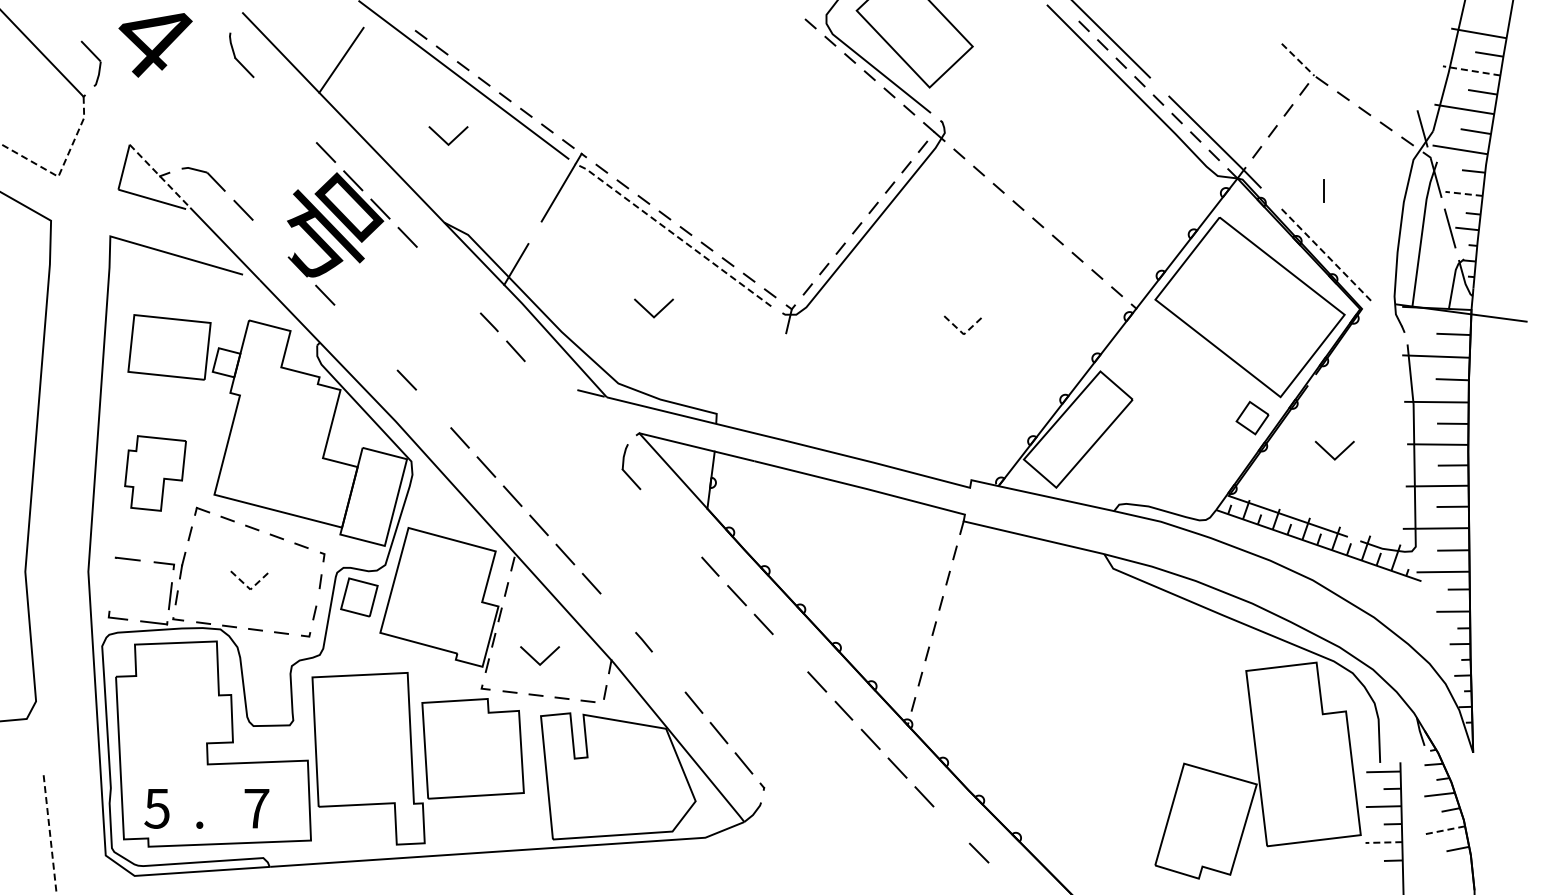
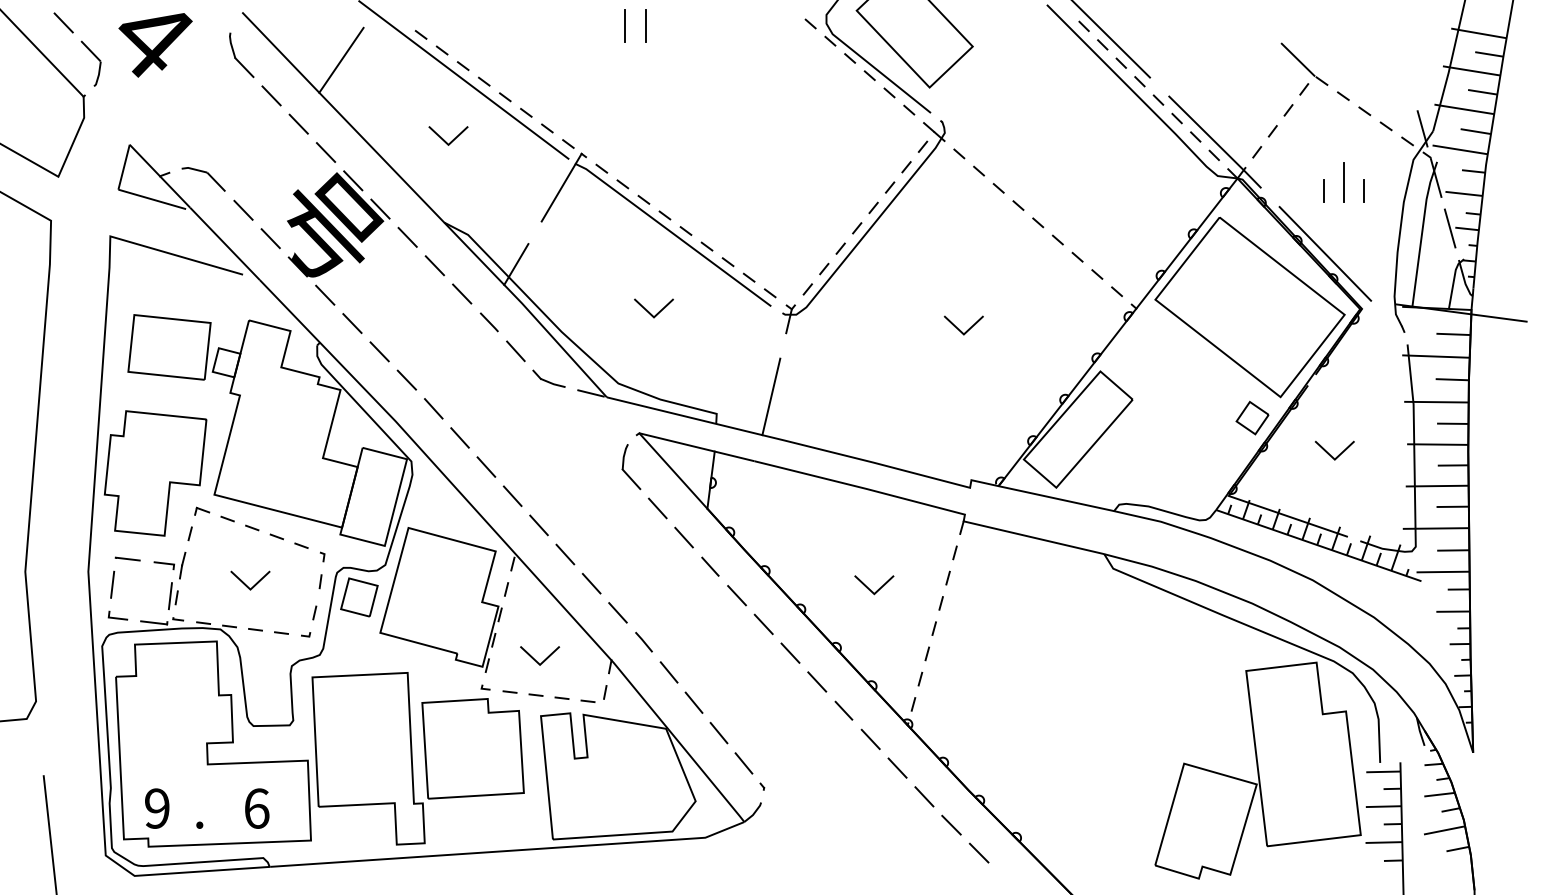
line: none -> present (63, 22)
line: none -> present (625, 25)
line: none -> present (646, 25)
line: dashed -> solid (1298, 59)
line: dashed -> solid (1471, 70)
line: none -> present (271, 95)
line: none -> present (298, 123)
line: dashed -> solid (62, 167)
line: dashed -> solid (160, 176)
line: none -> present (1344, 182)
line: none -> present (1363, 190)
line: dashed -> solid (1464, 193)
line: dashed -> solid (672, 233)
line: none -> present (270, 238)
line: dashed -> solid (1325, 253)
line: none -> present (434, 265)
line: none -> present (462, 293)
line: none -> present (352, 323)
line: dashed -> solid (963, 334)
line: none -> present (379, 351)
part: none -> present (548, 378)
line: none -> present (771, 396)
line: none -> present (433, 408)
part size: 63x77 px -> 105x127 px (155, 473)
line: none -> present (657, 508)
line: none -> present (683, 537)
line: none -> present (112, 584)
line: none -> present (878, 588)
line: dashed -> solid (250, 589)
line: none -> present (617, 612)
line: none -> present (790, 652)
line: none -> present (668, 672)
text: 5 -> 9 (156, 808)
text: 7 -> 6 (256, 808)
line: none -> present (951, 824)
line: dashed -> solid (1444, 830)
line: dashed -> solid (50, 834)
line: dashed -> solid (1383, 842)
